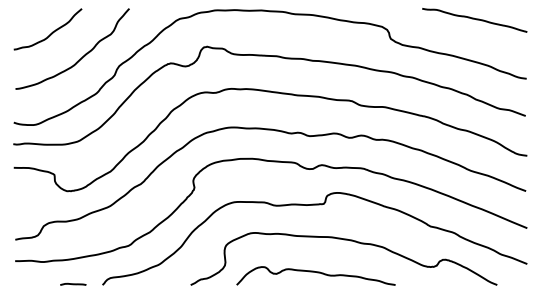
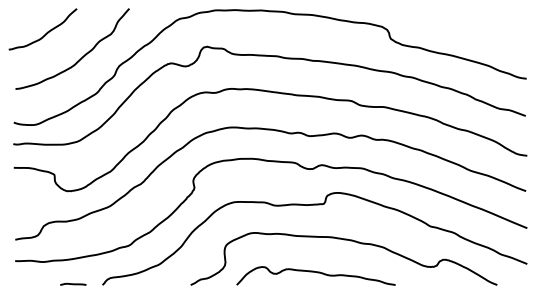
curve: present -> none (474, 19)
curve position: (51, 32) -> (46, 32) (46, 32)
